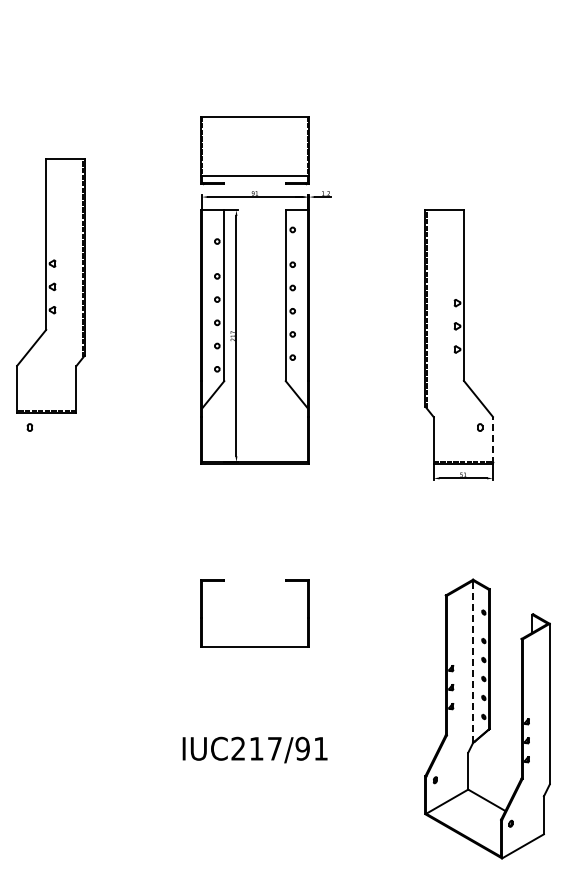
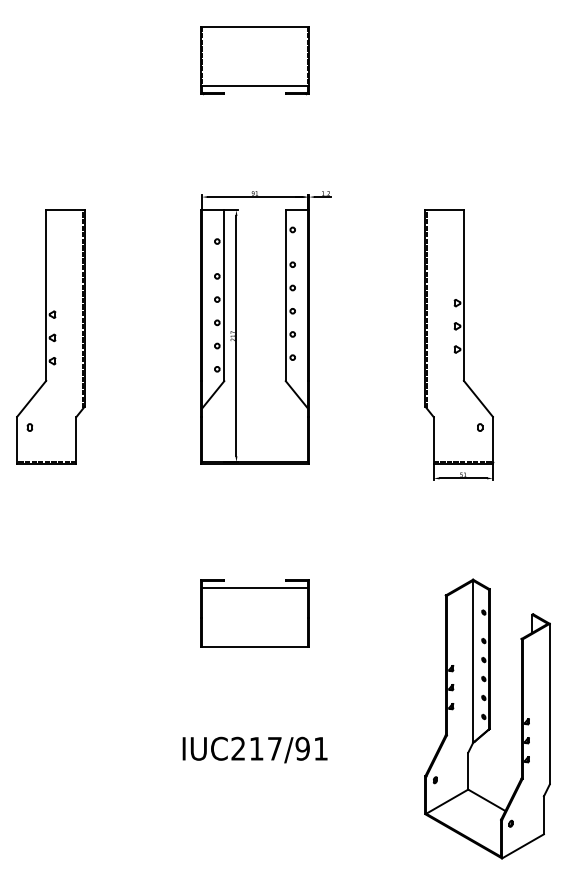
part position: (254, 150) -> (254, 60) (254, 60)
part position: (50, 285) -> (50, 336) (50, 336)
line: dashed -> solid (492, 439)
line: none -> present (254, 588)
line: dashed -> solid (473, 661)
